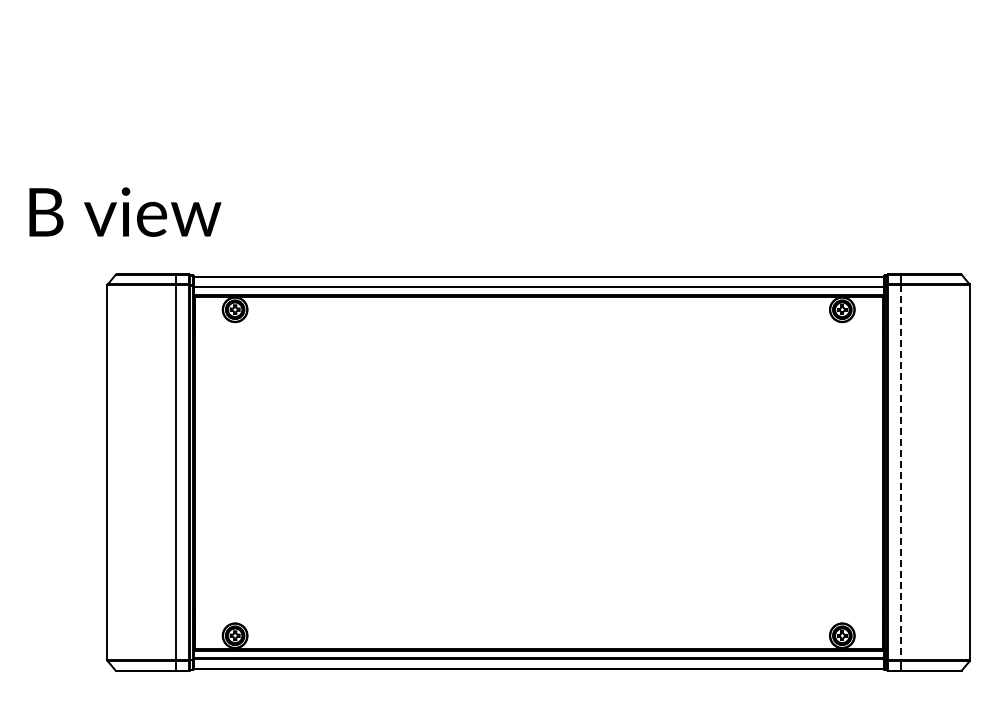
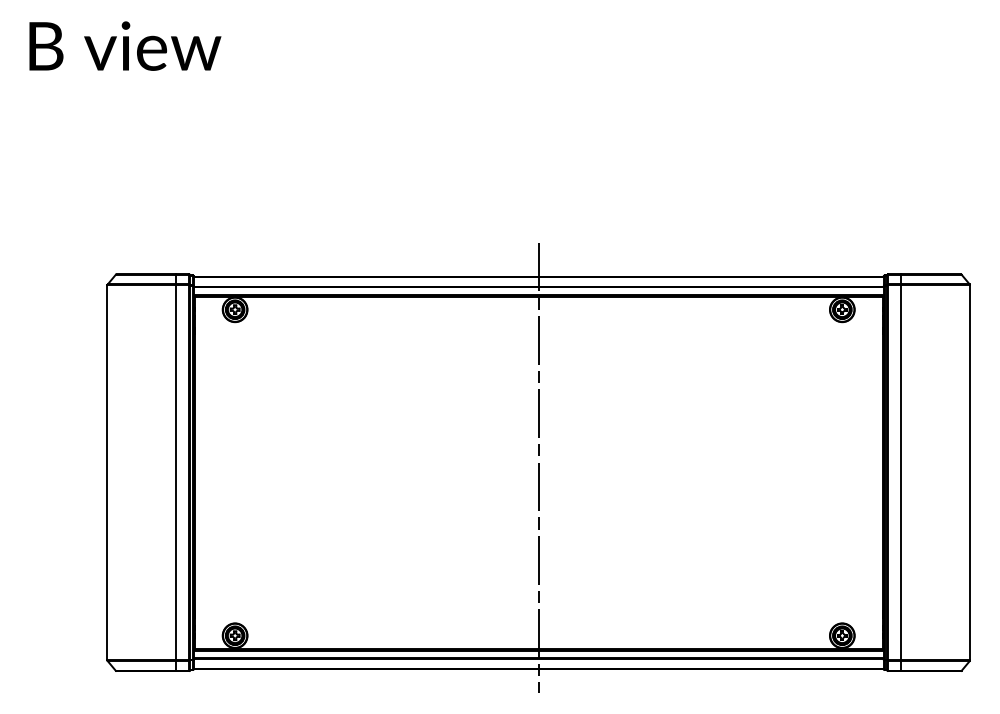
text position: (125, 211) -> (125, 45) (125, 45)
line: none -> present (538, 467)
line: dashed -> solid (900, 472)
